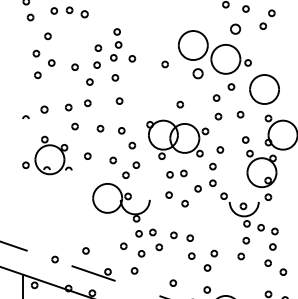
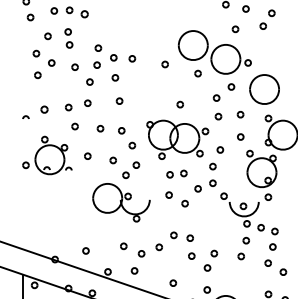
part size: 12x12 px -> 9x9 px (235, 29)
part position: (117, 38) -> (68, 38) (68, 38)
part size: 12x12 px -> 8x9 px (197, 73)
part position: (245, 139) -> (240, 136) (240, 136)
part: present -> none (145, 232)
line: dashed -> solid (83, 269)
